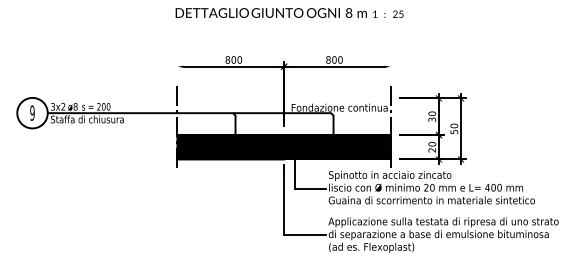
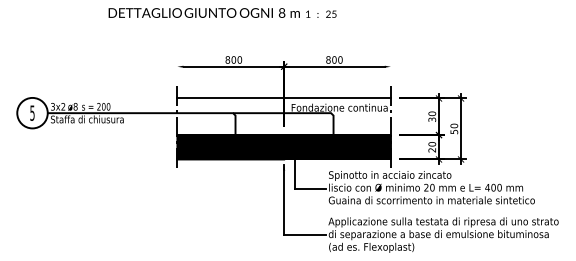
text position: (289, 12) -> (222, 12) (222, 12)
line: none -> present (283, 98)
text: 9 -> 5 (32, 112)
